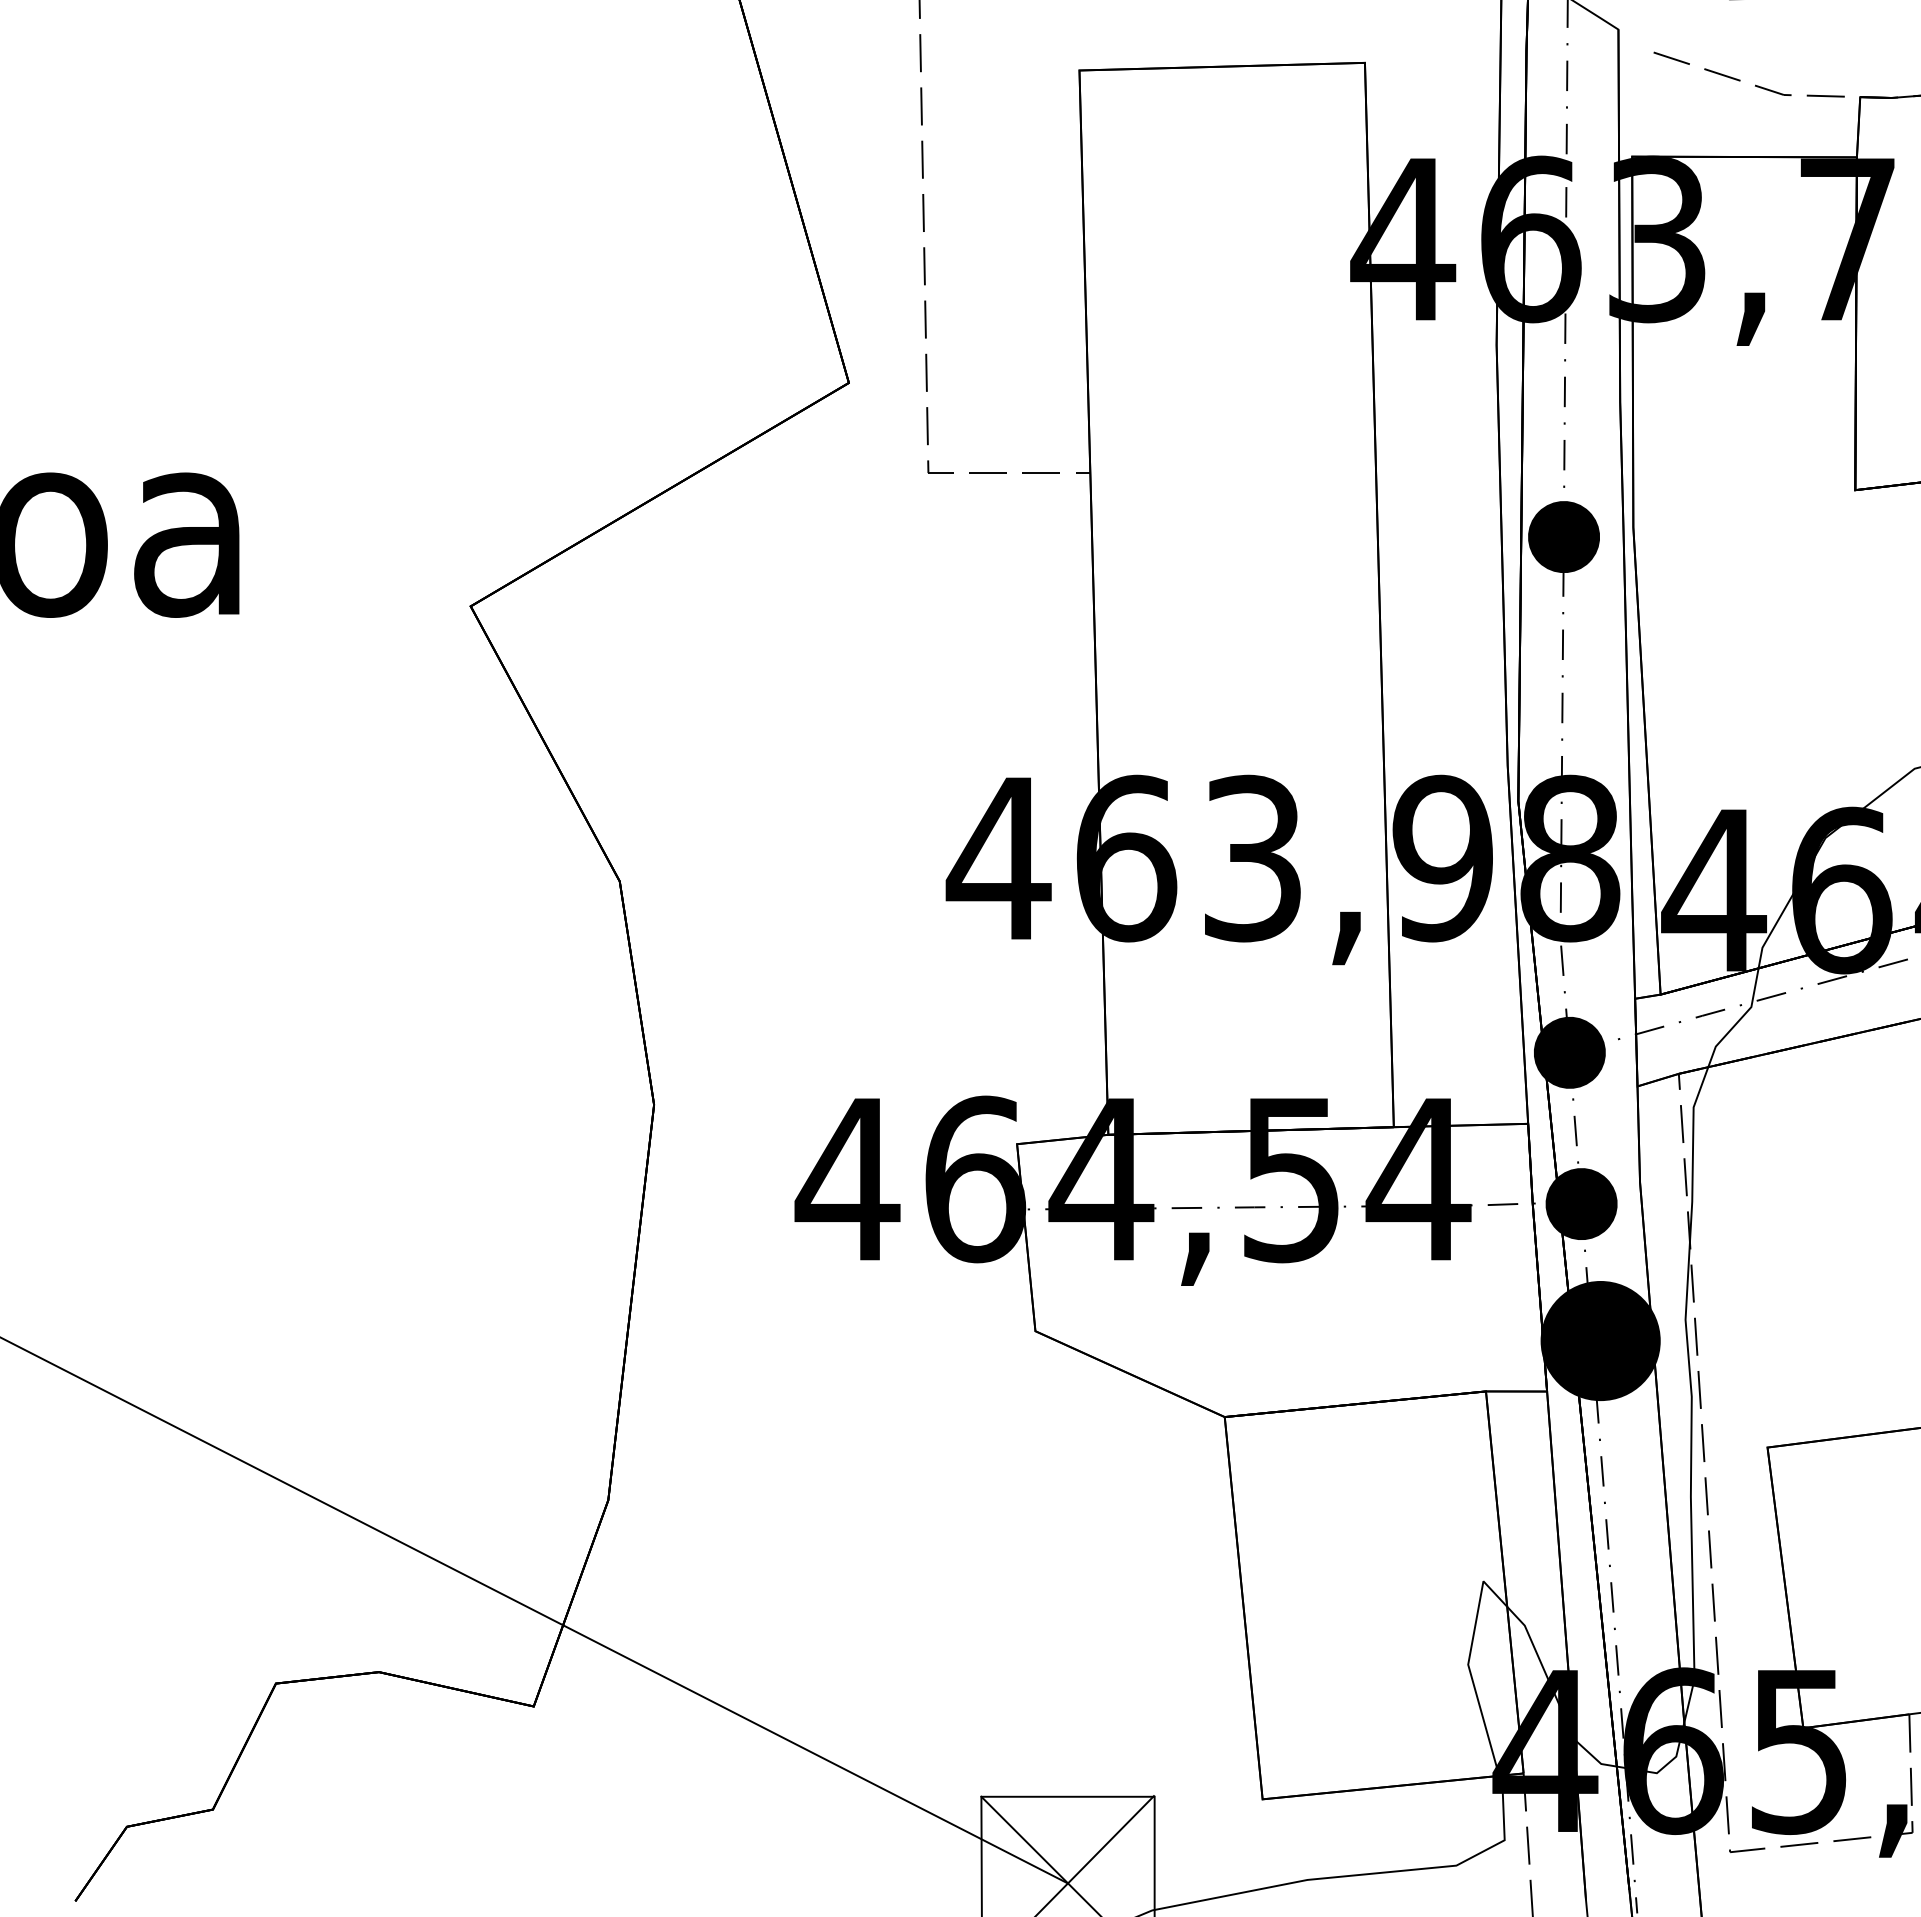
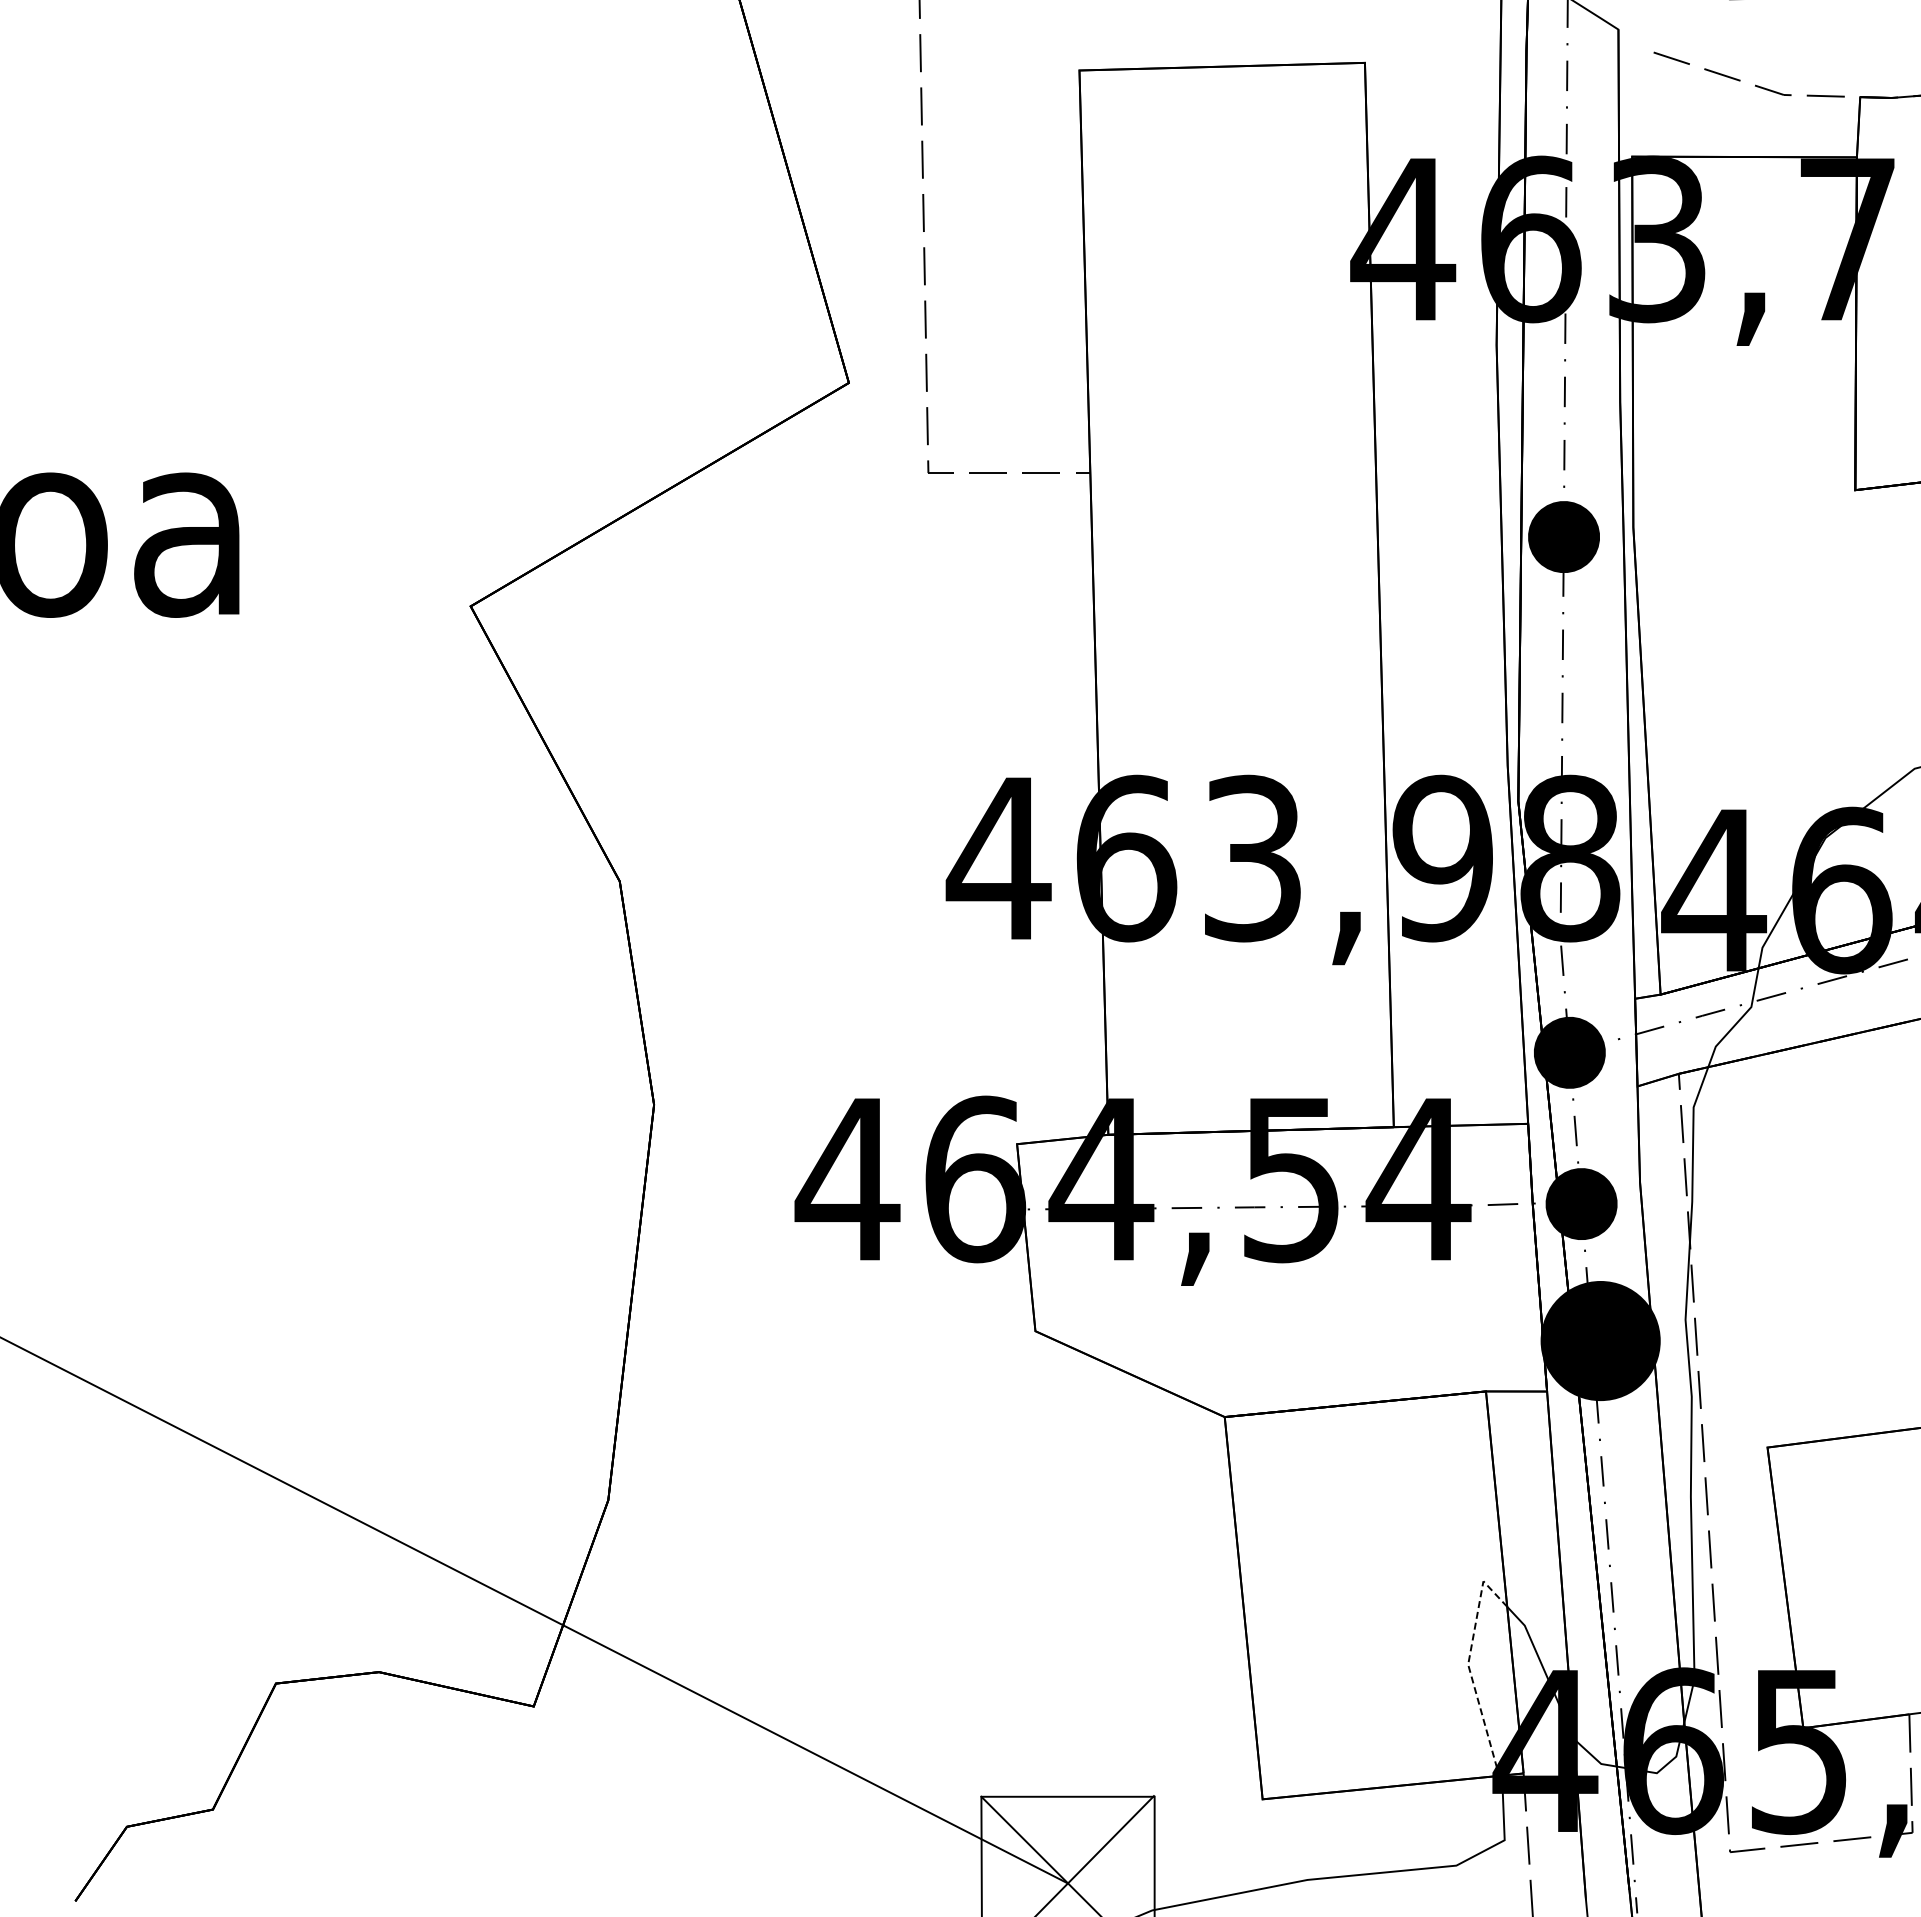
line: solid -> dashed (1468, 1662)
